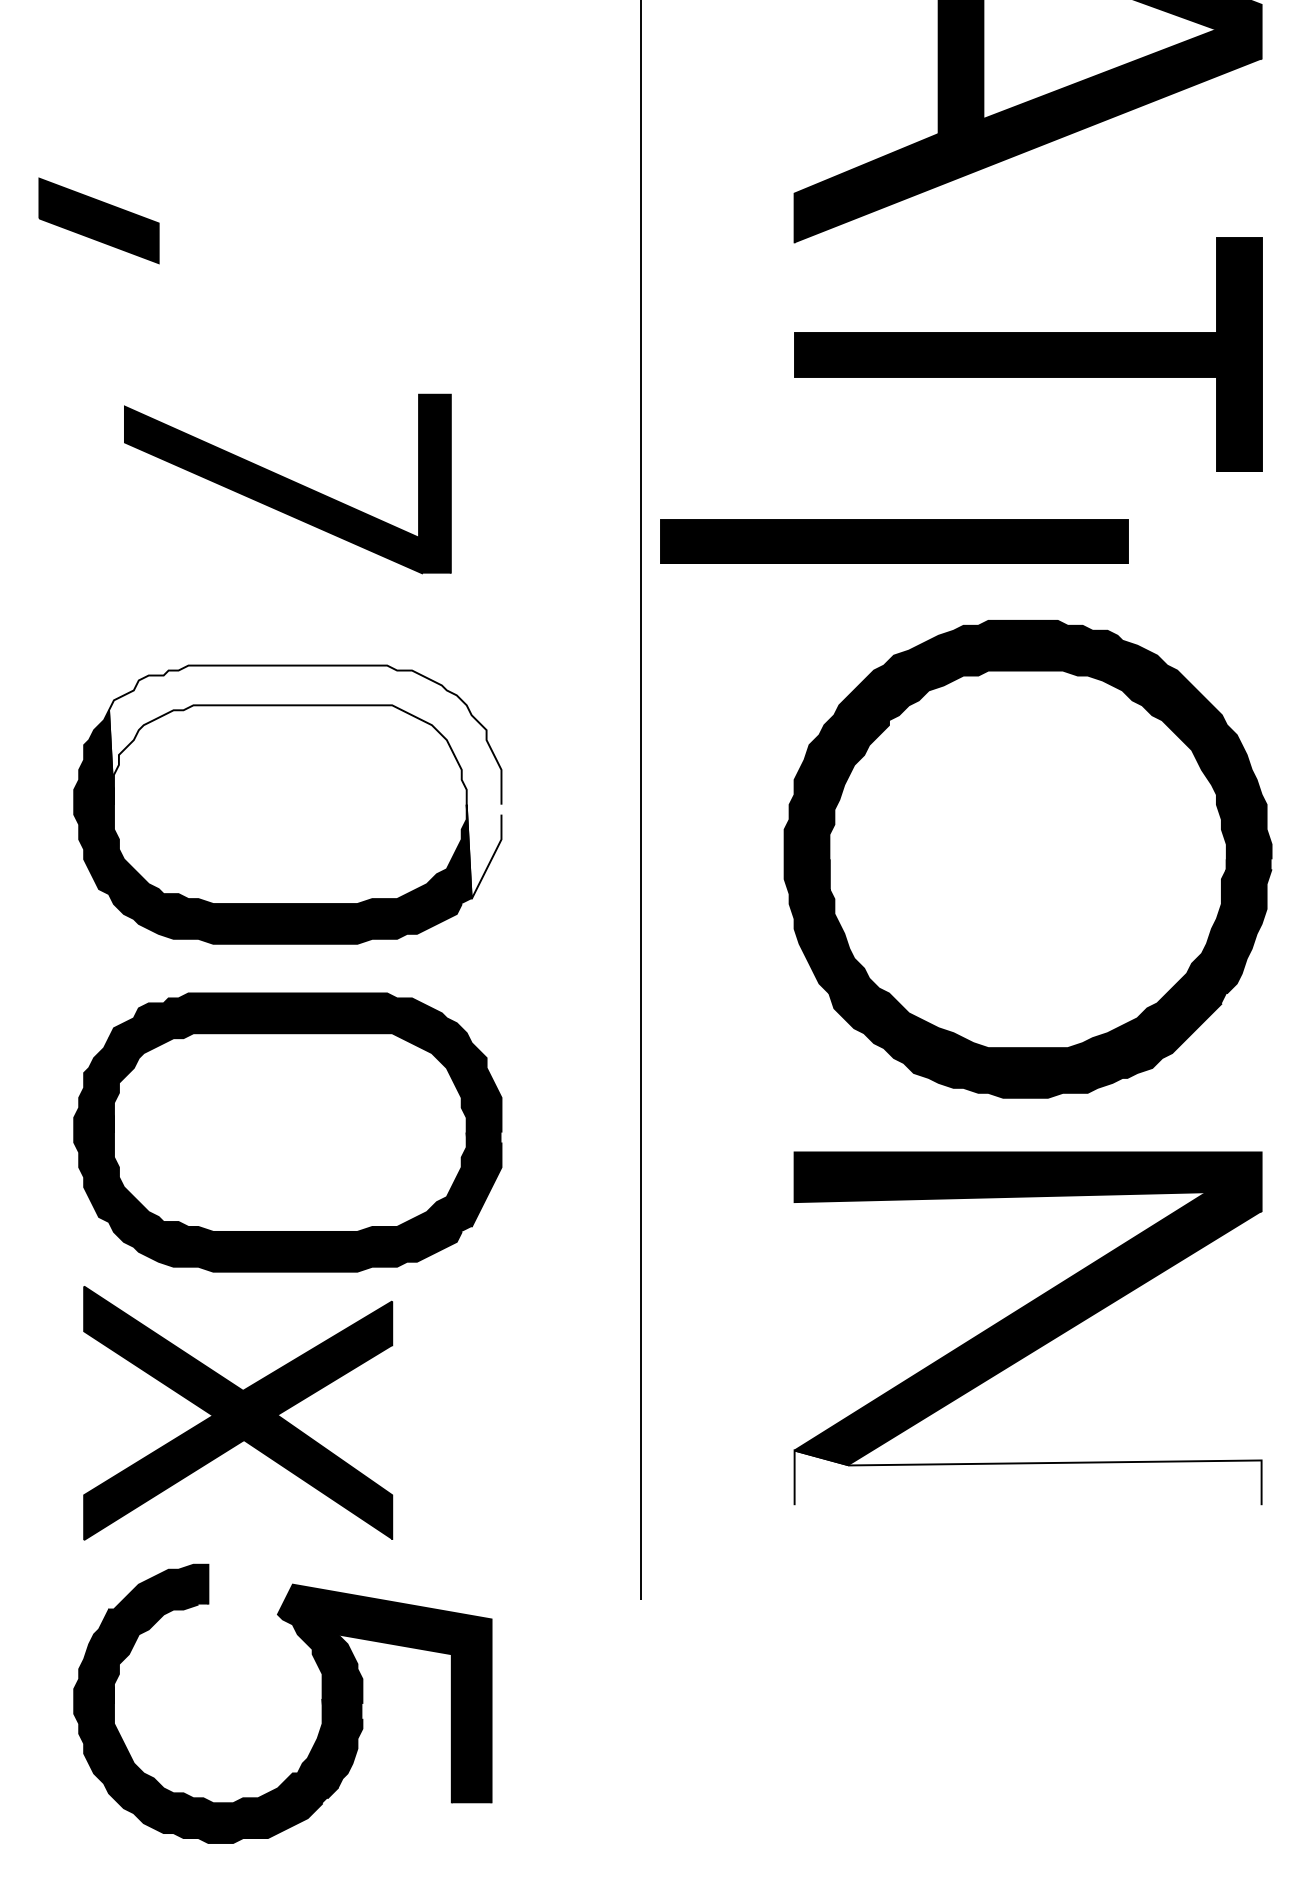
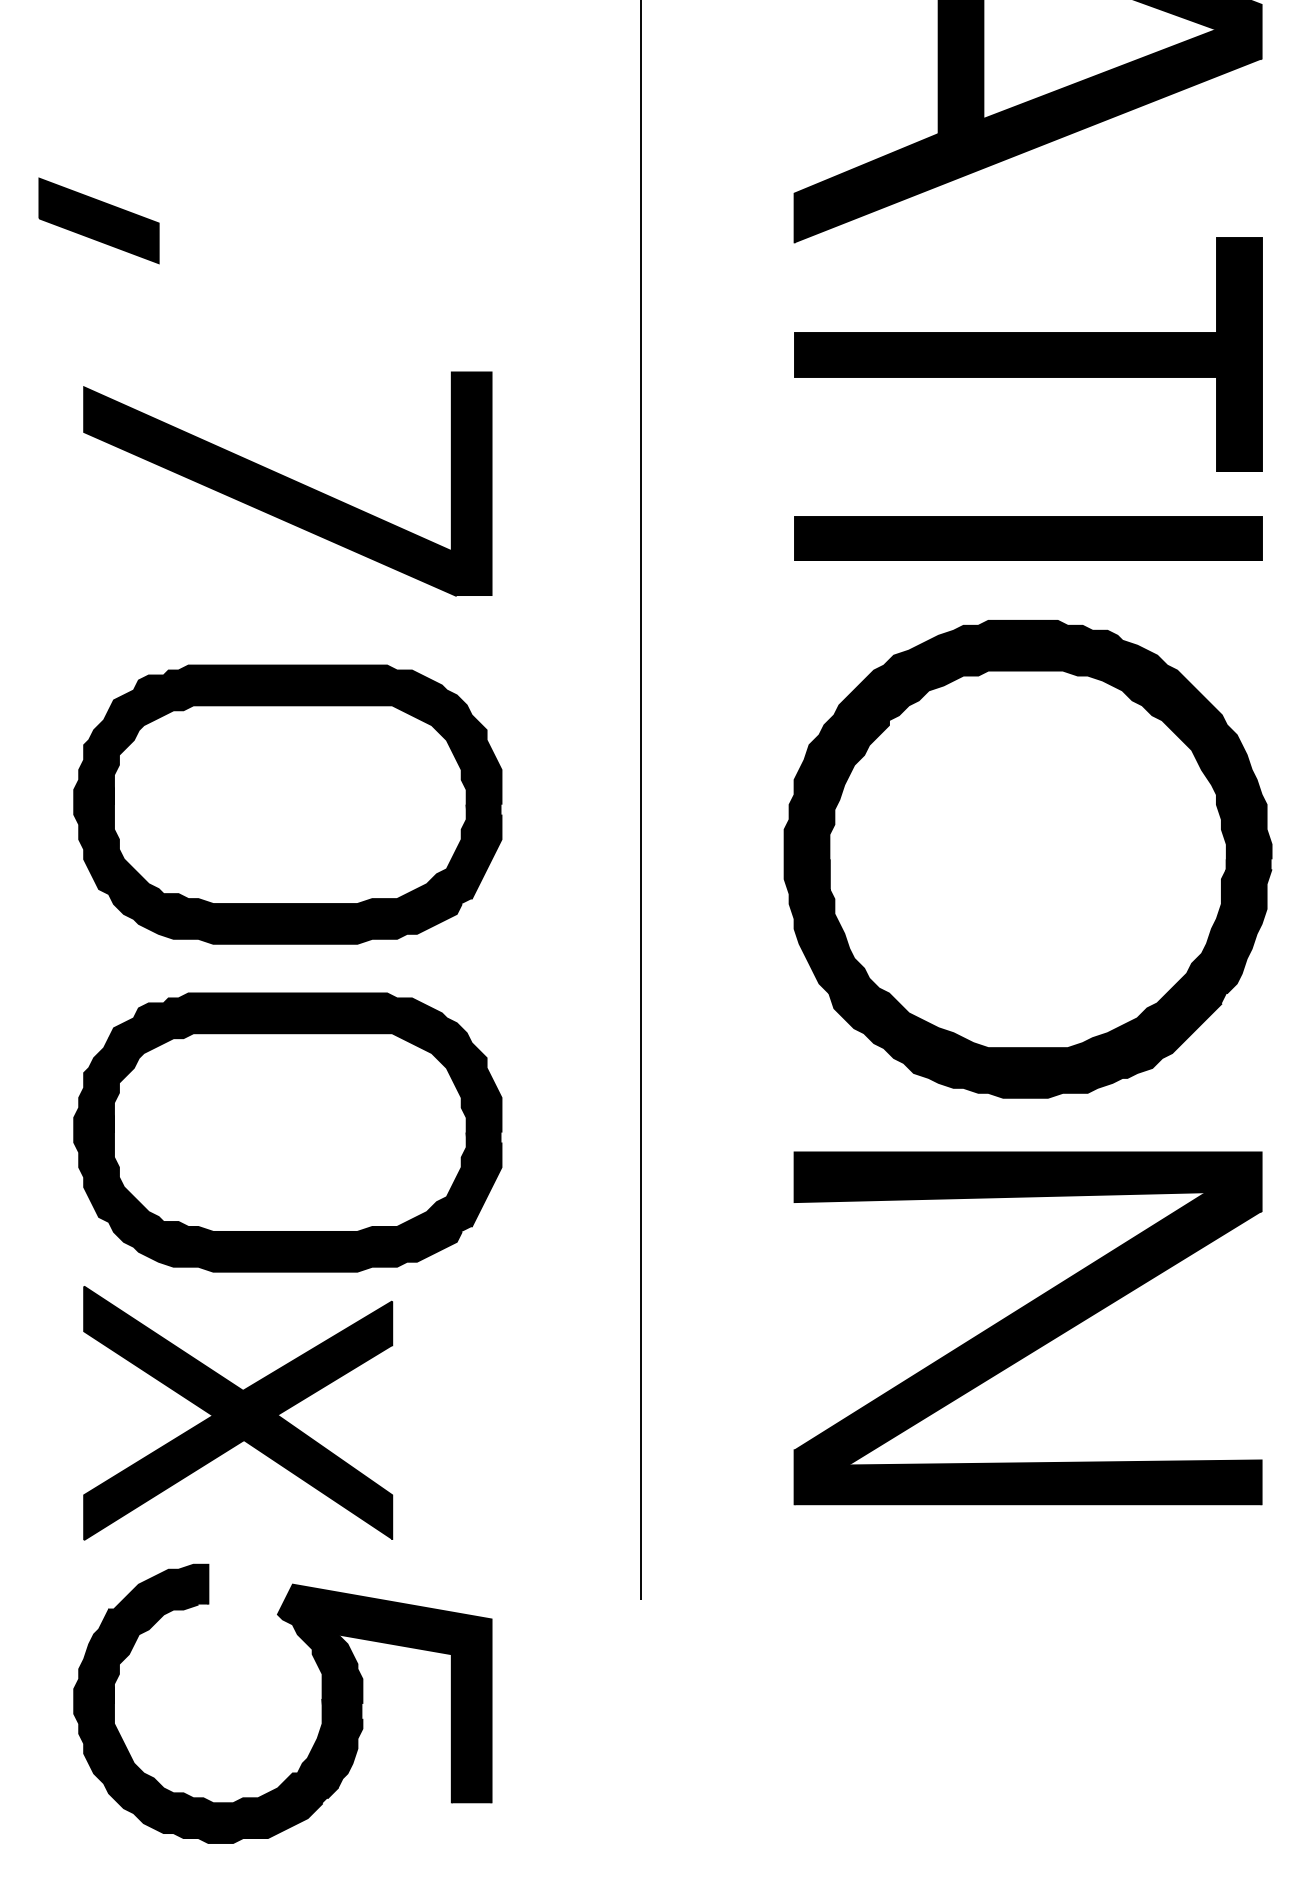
part size: 328x182 px -> 410x226 px (287, 483)
part position: (894, 541) -> (1028, 538) (1028, 538)
fill: none -> present (305, 782)
fill: none -> present (1027, 1477)
